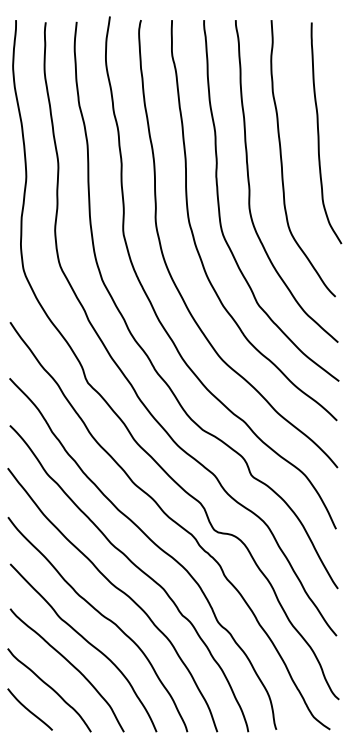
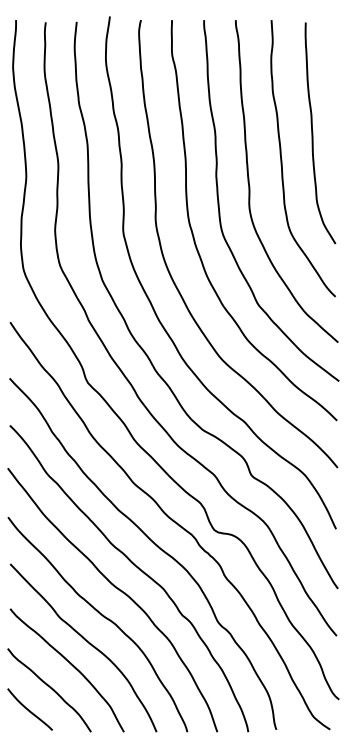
curve position: (319, 133) -> (313, 133) (313, 133)
